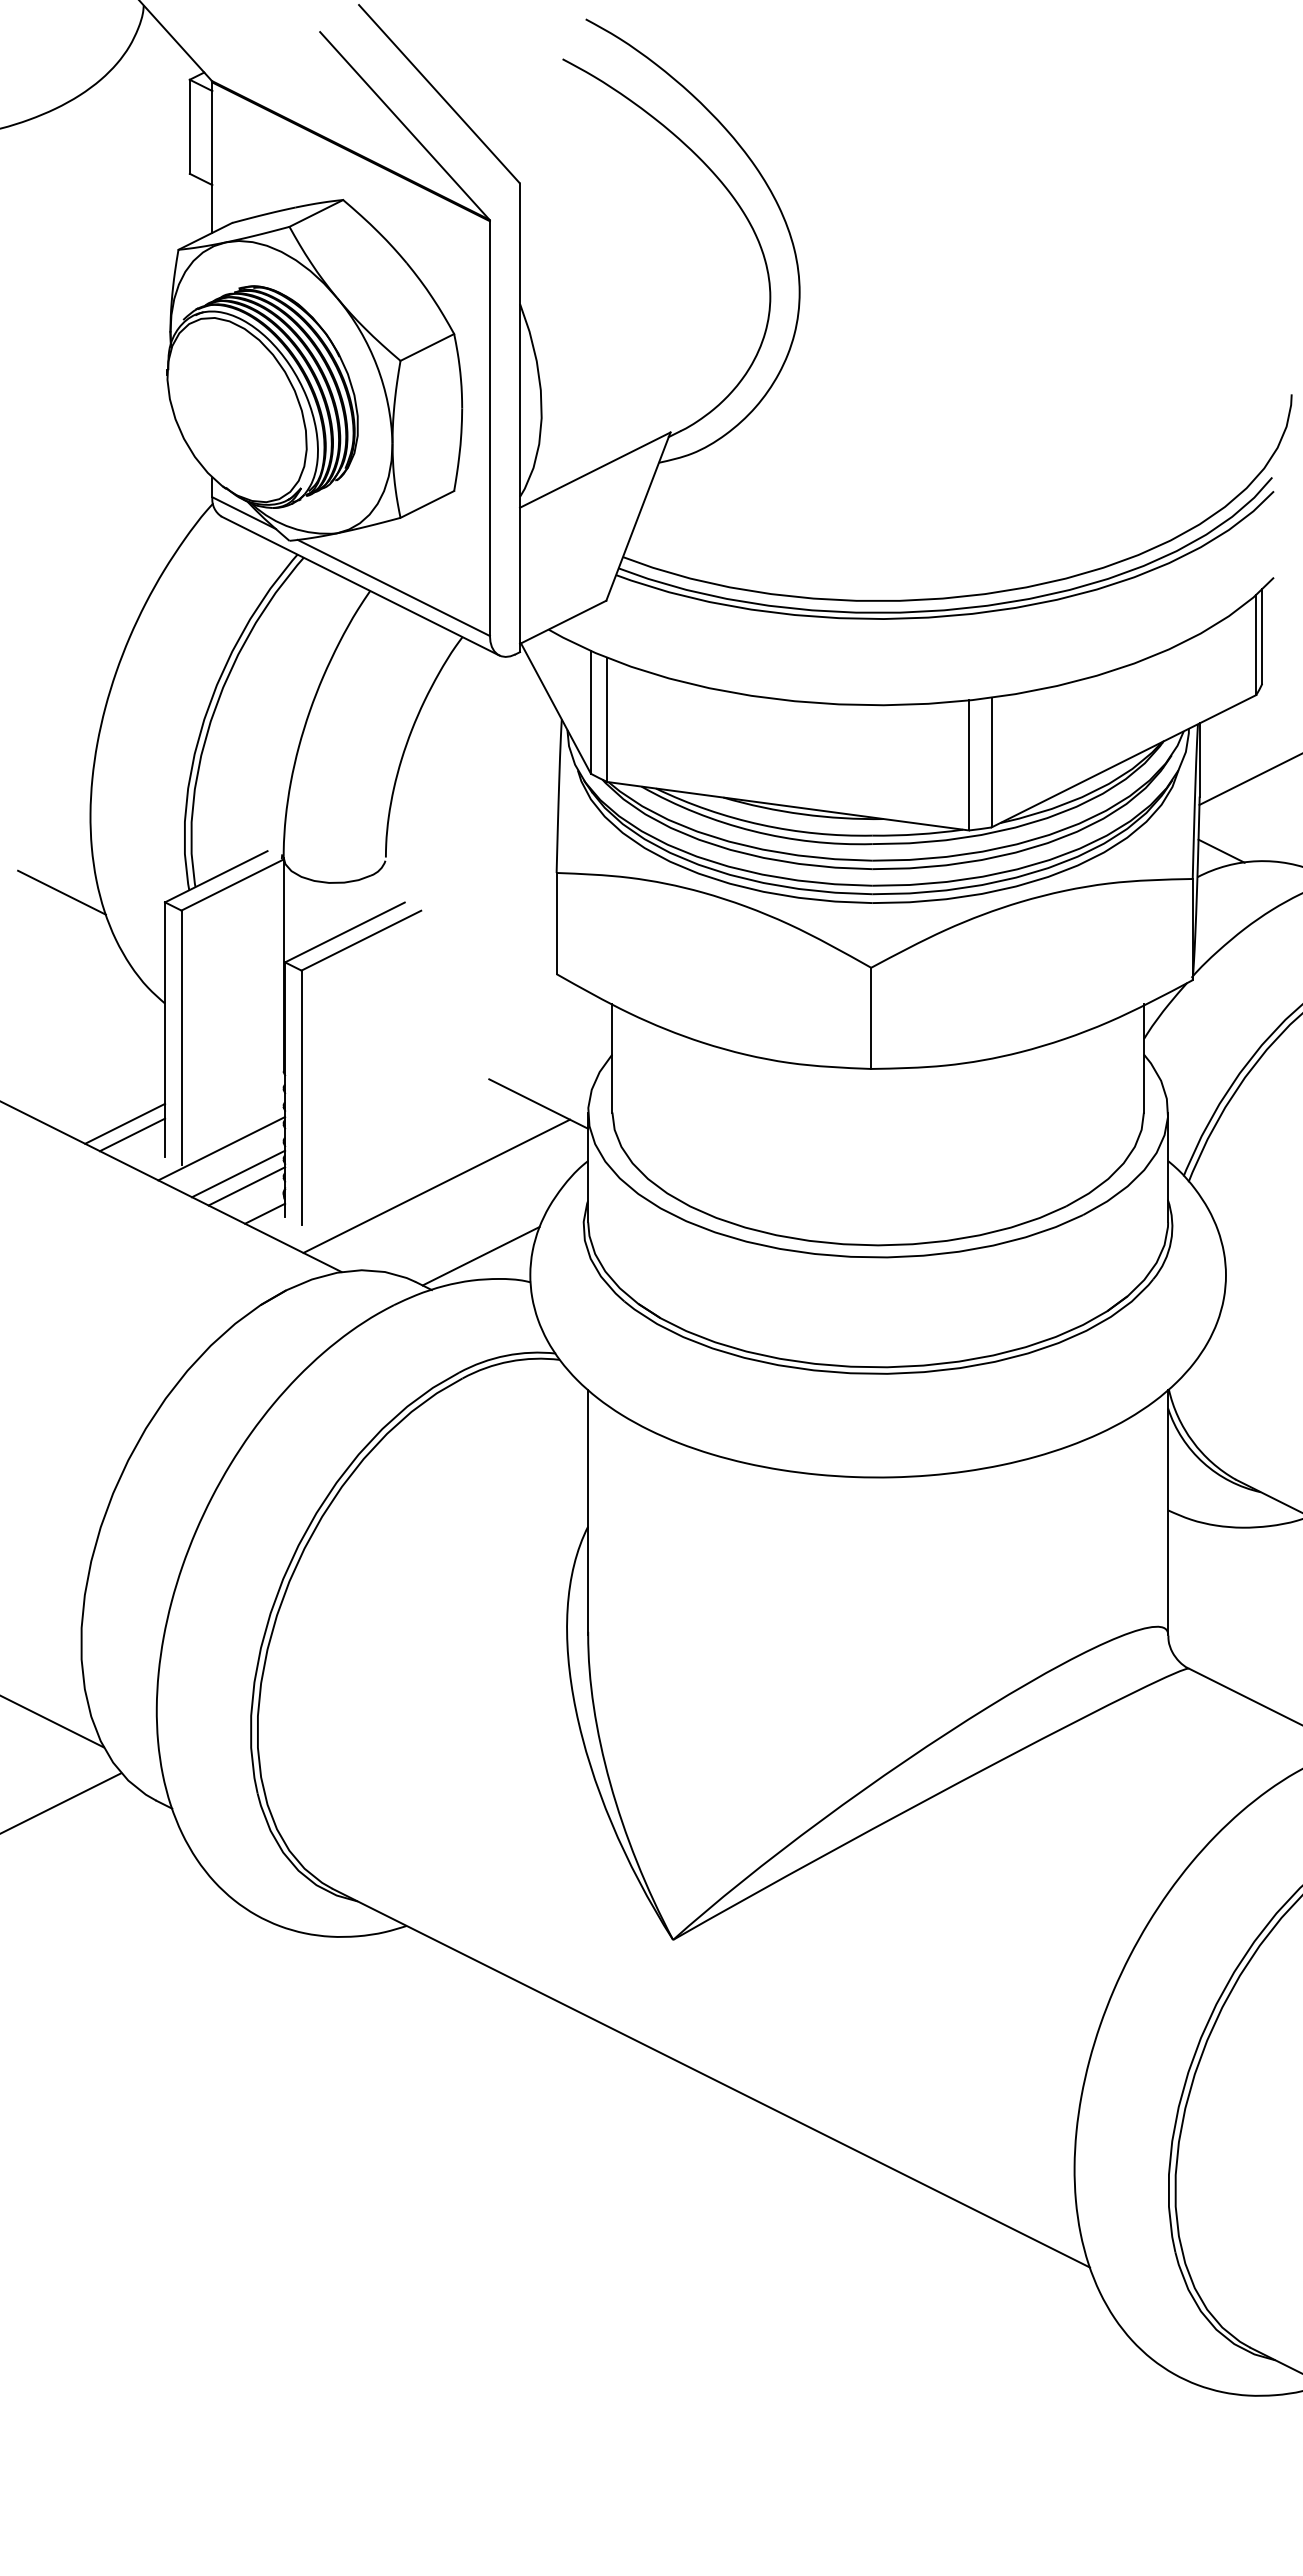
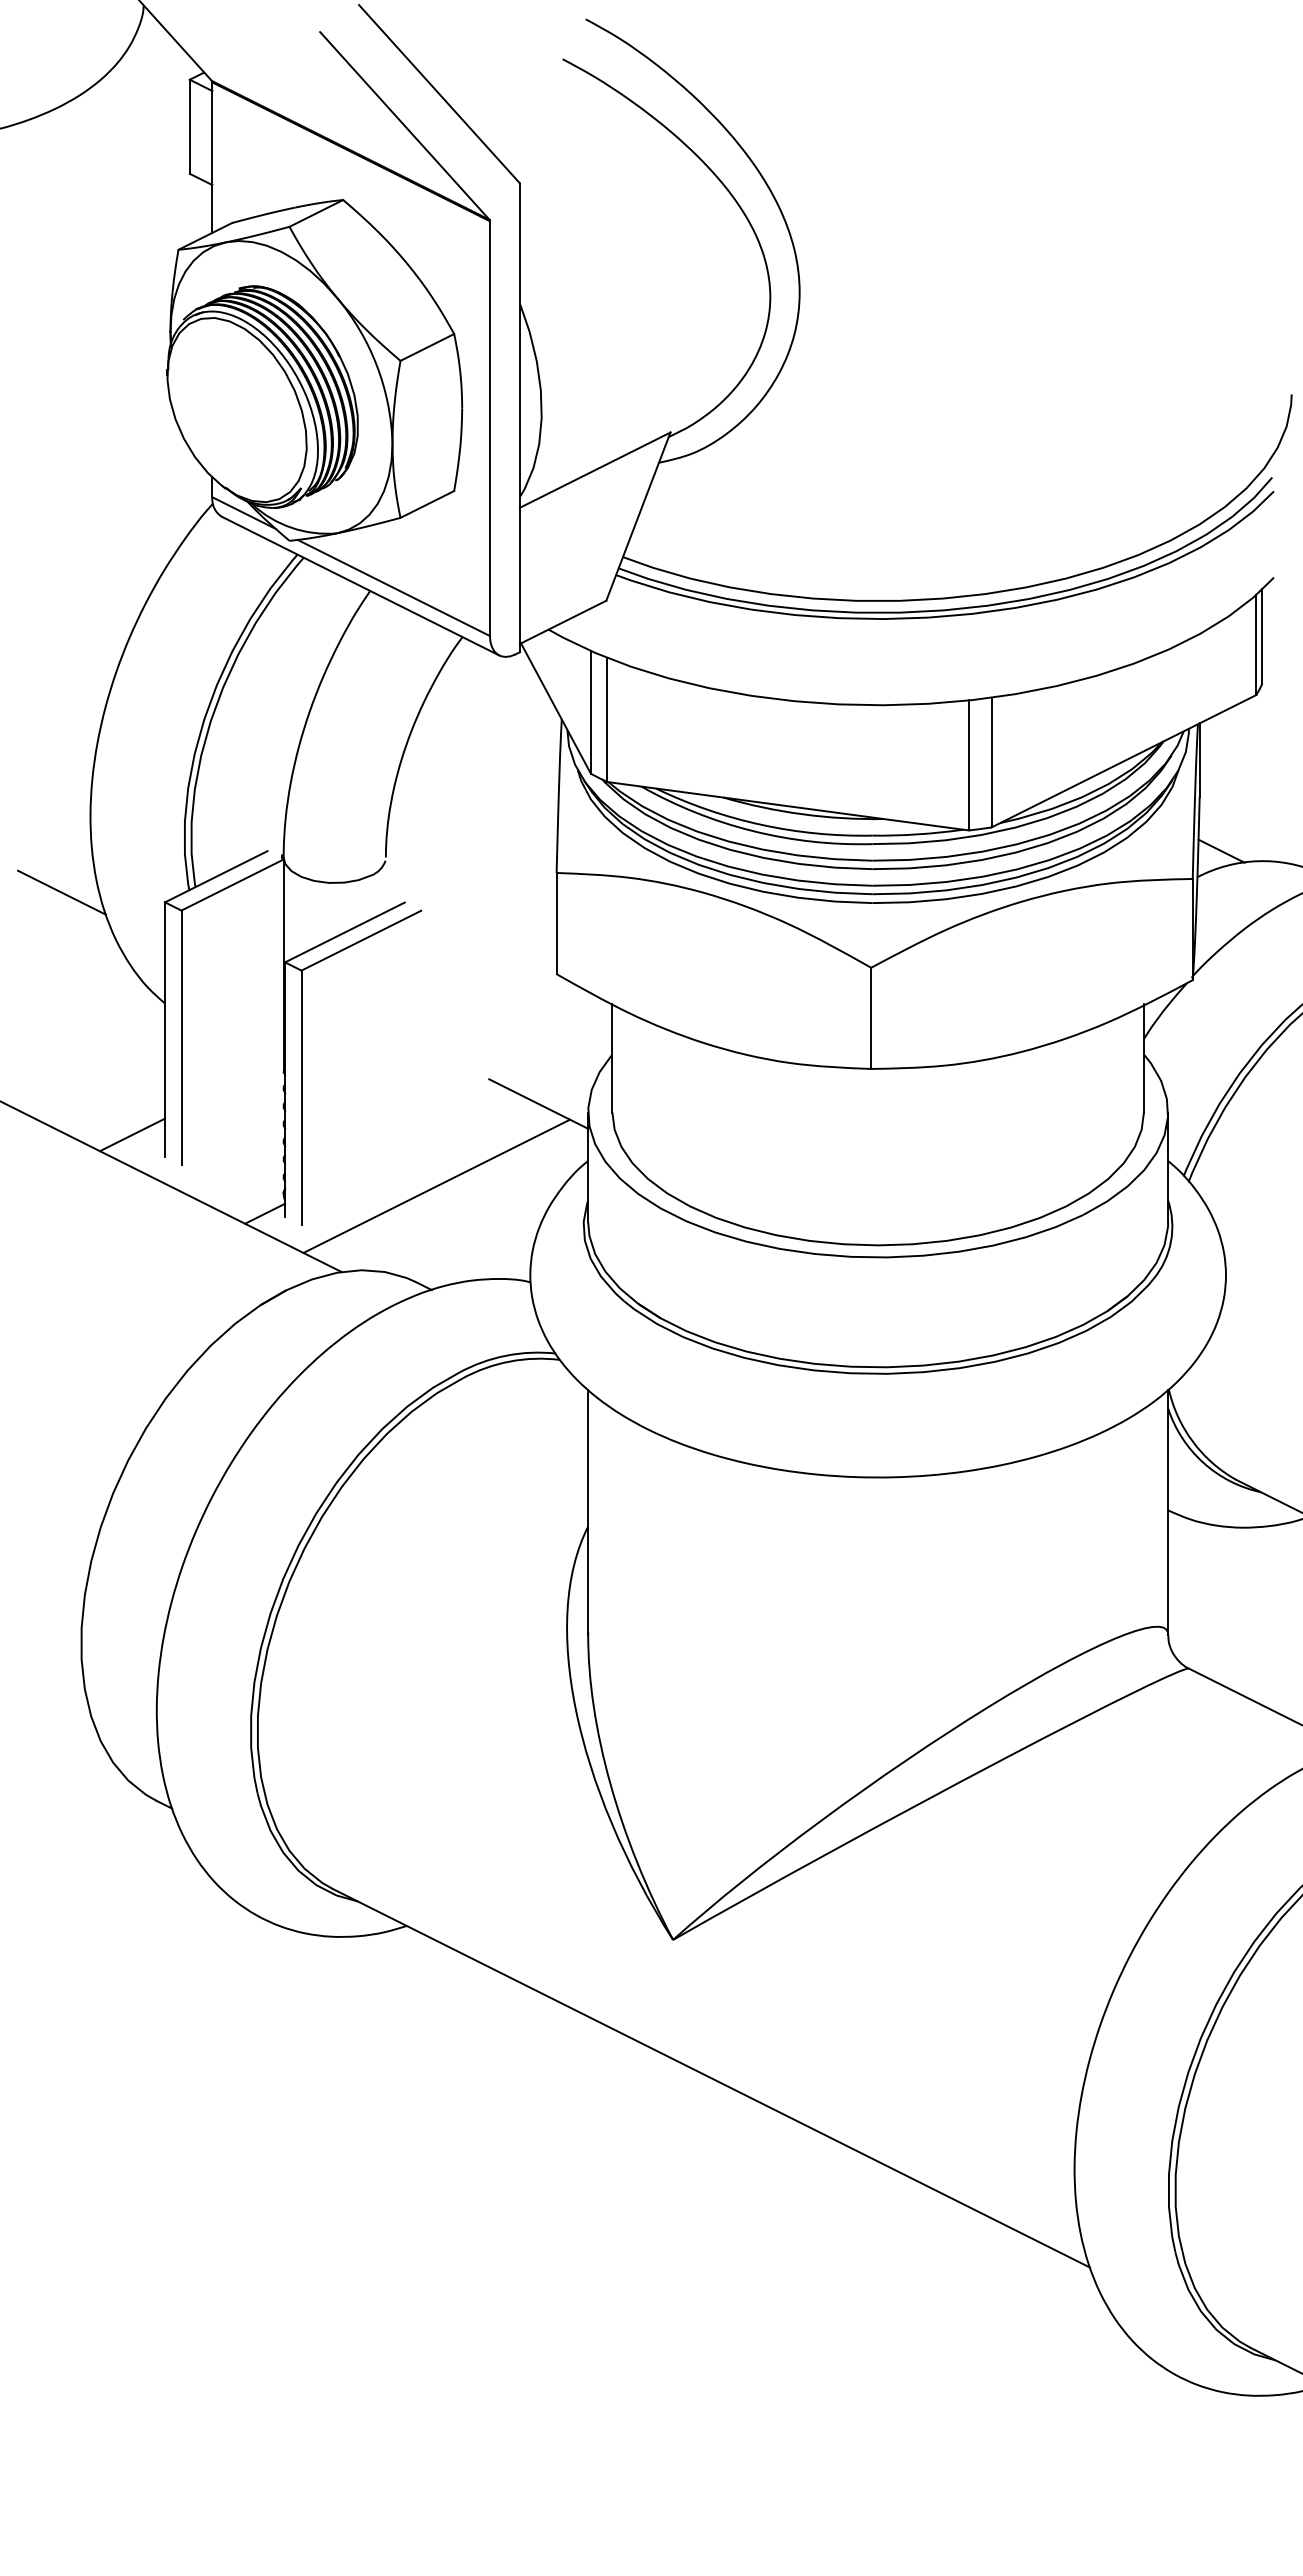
line: present -> none (1249, 779)
line: present -> none (125, 1123)
line: present -> none (221, 1148)
line: present -> none (238, 1173)
line: present -> none (246, 1186)
line: present -> none (480, 1256)
line: present -> none (52, 1721)
line: present -> none (61, 1802)
